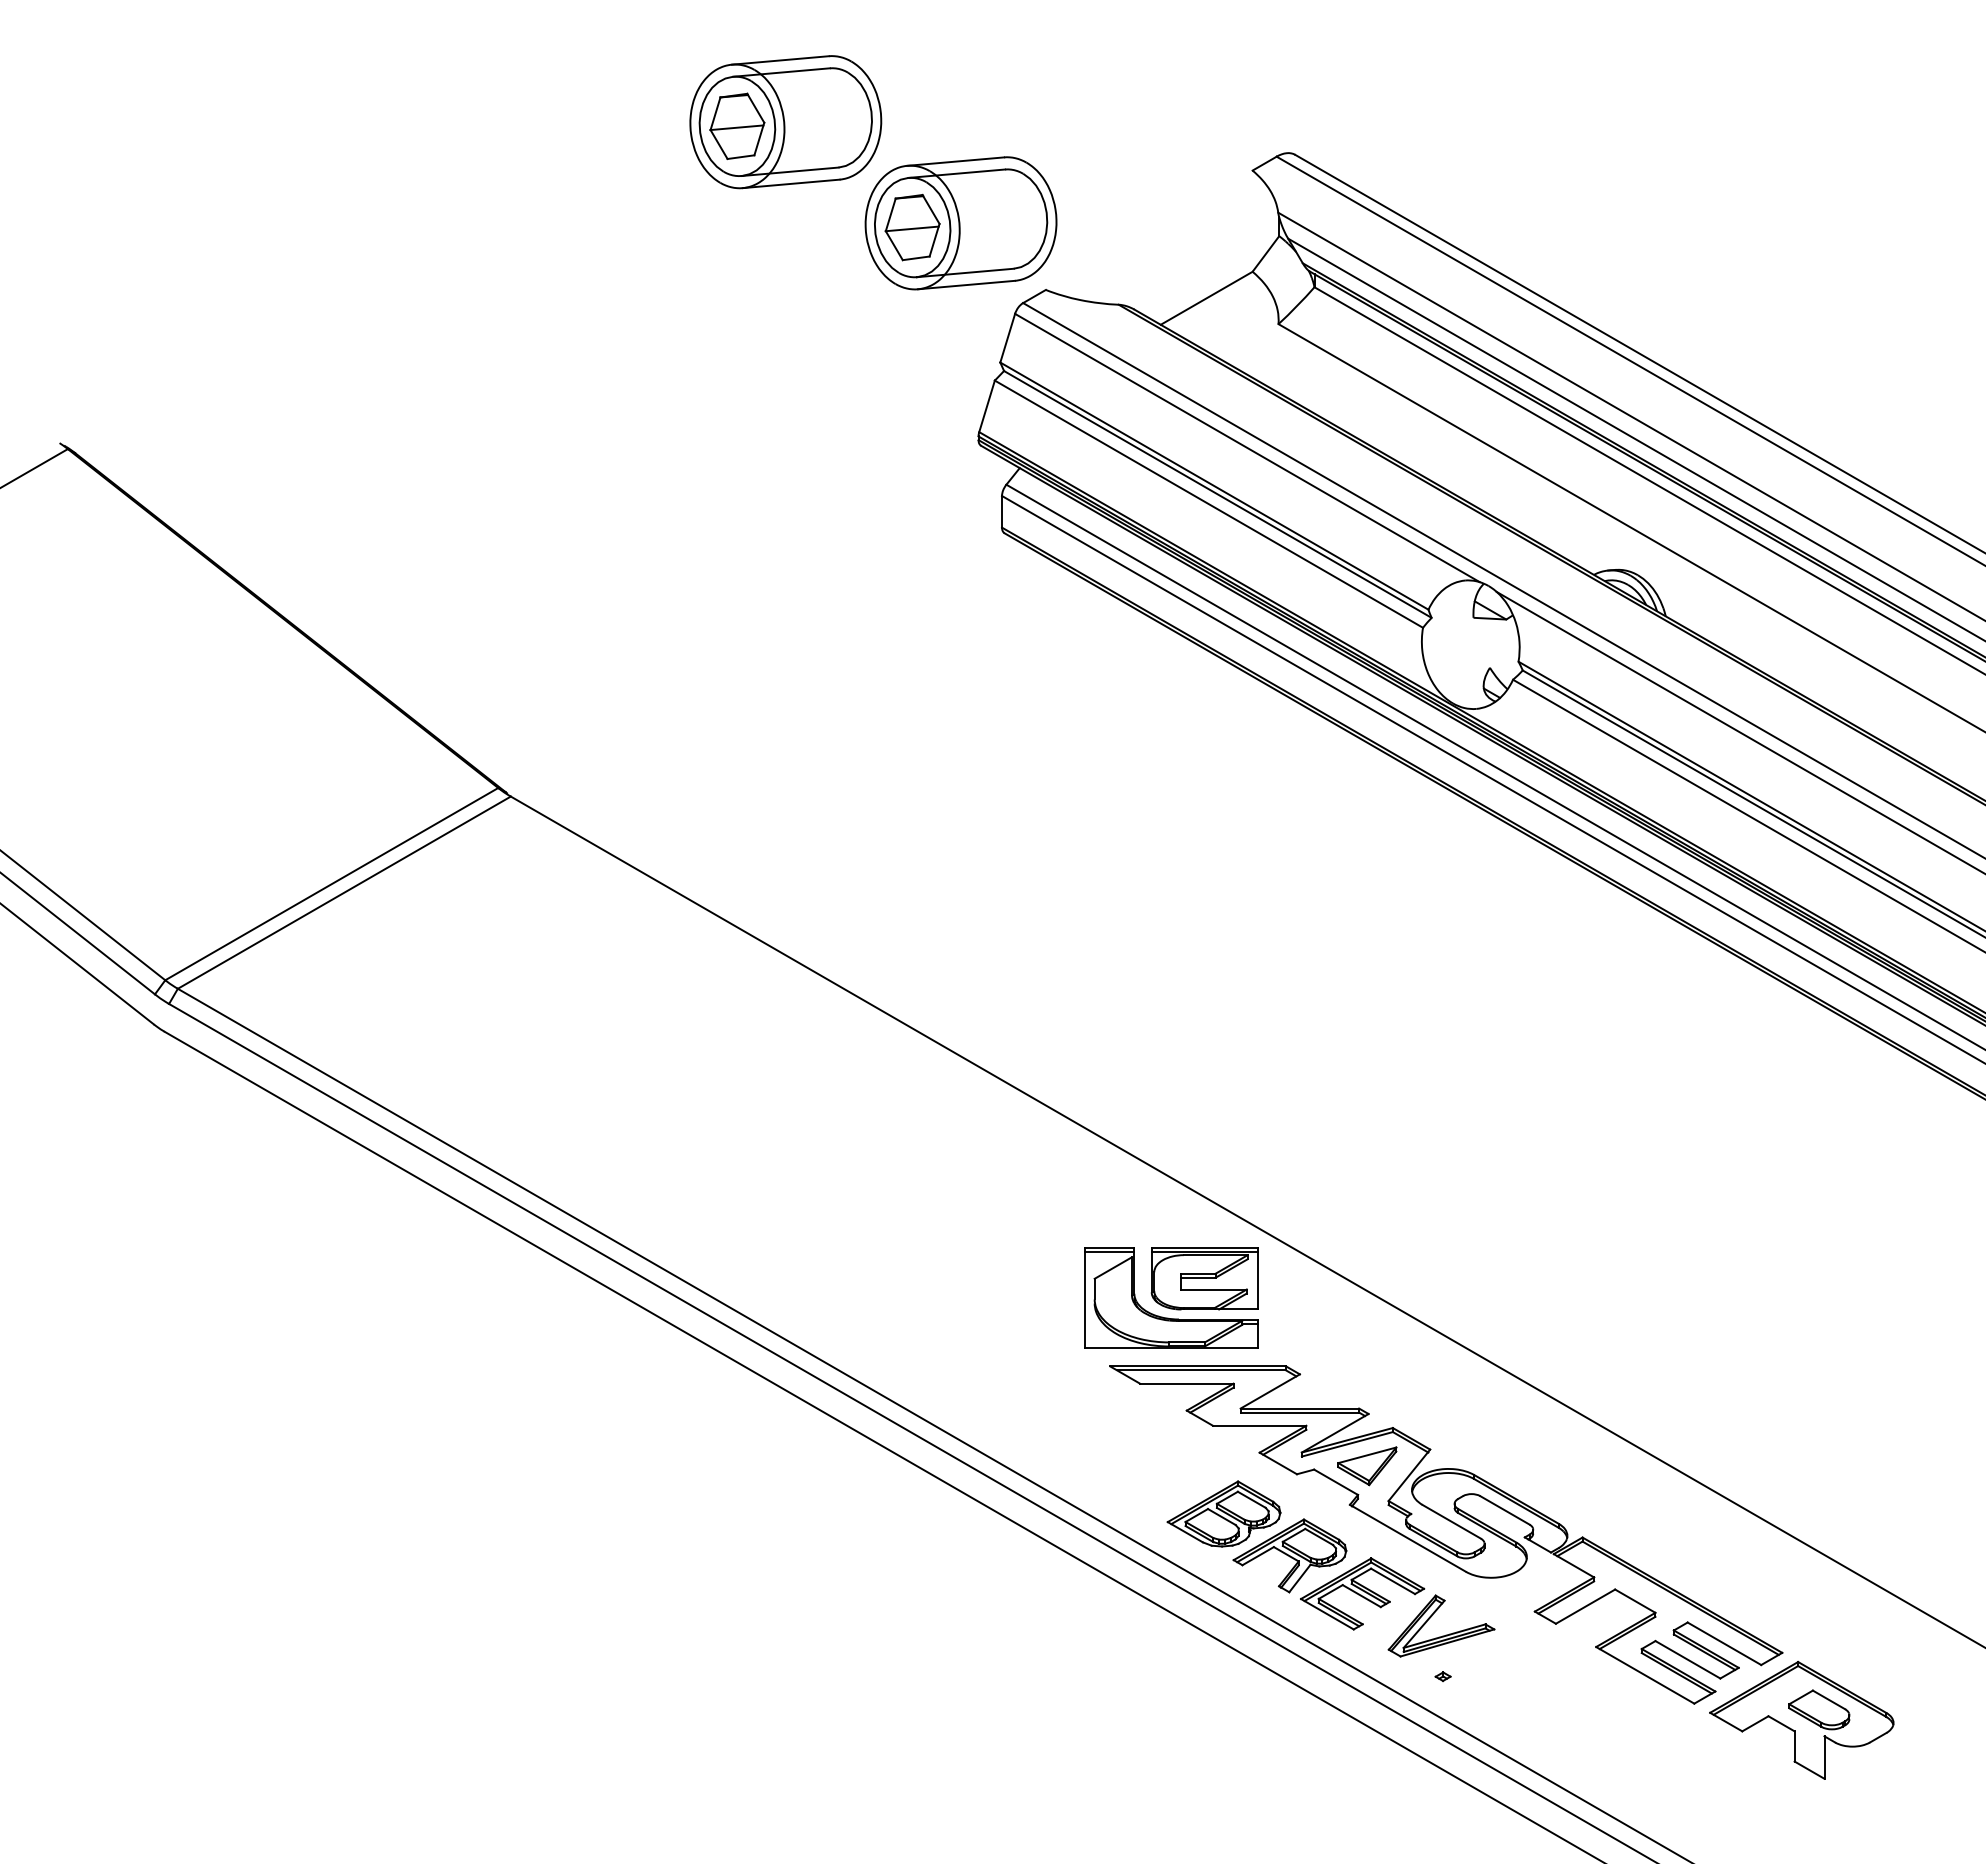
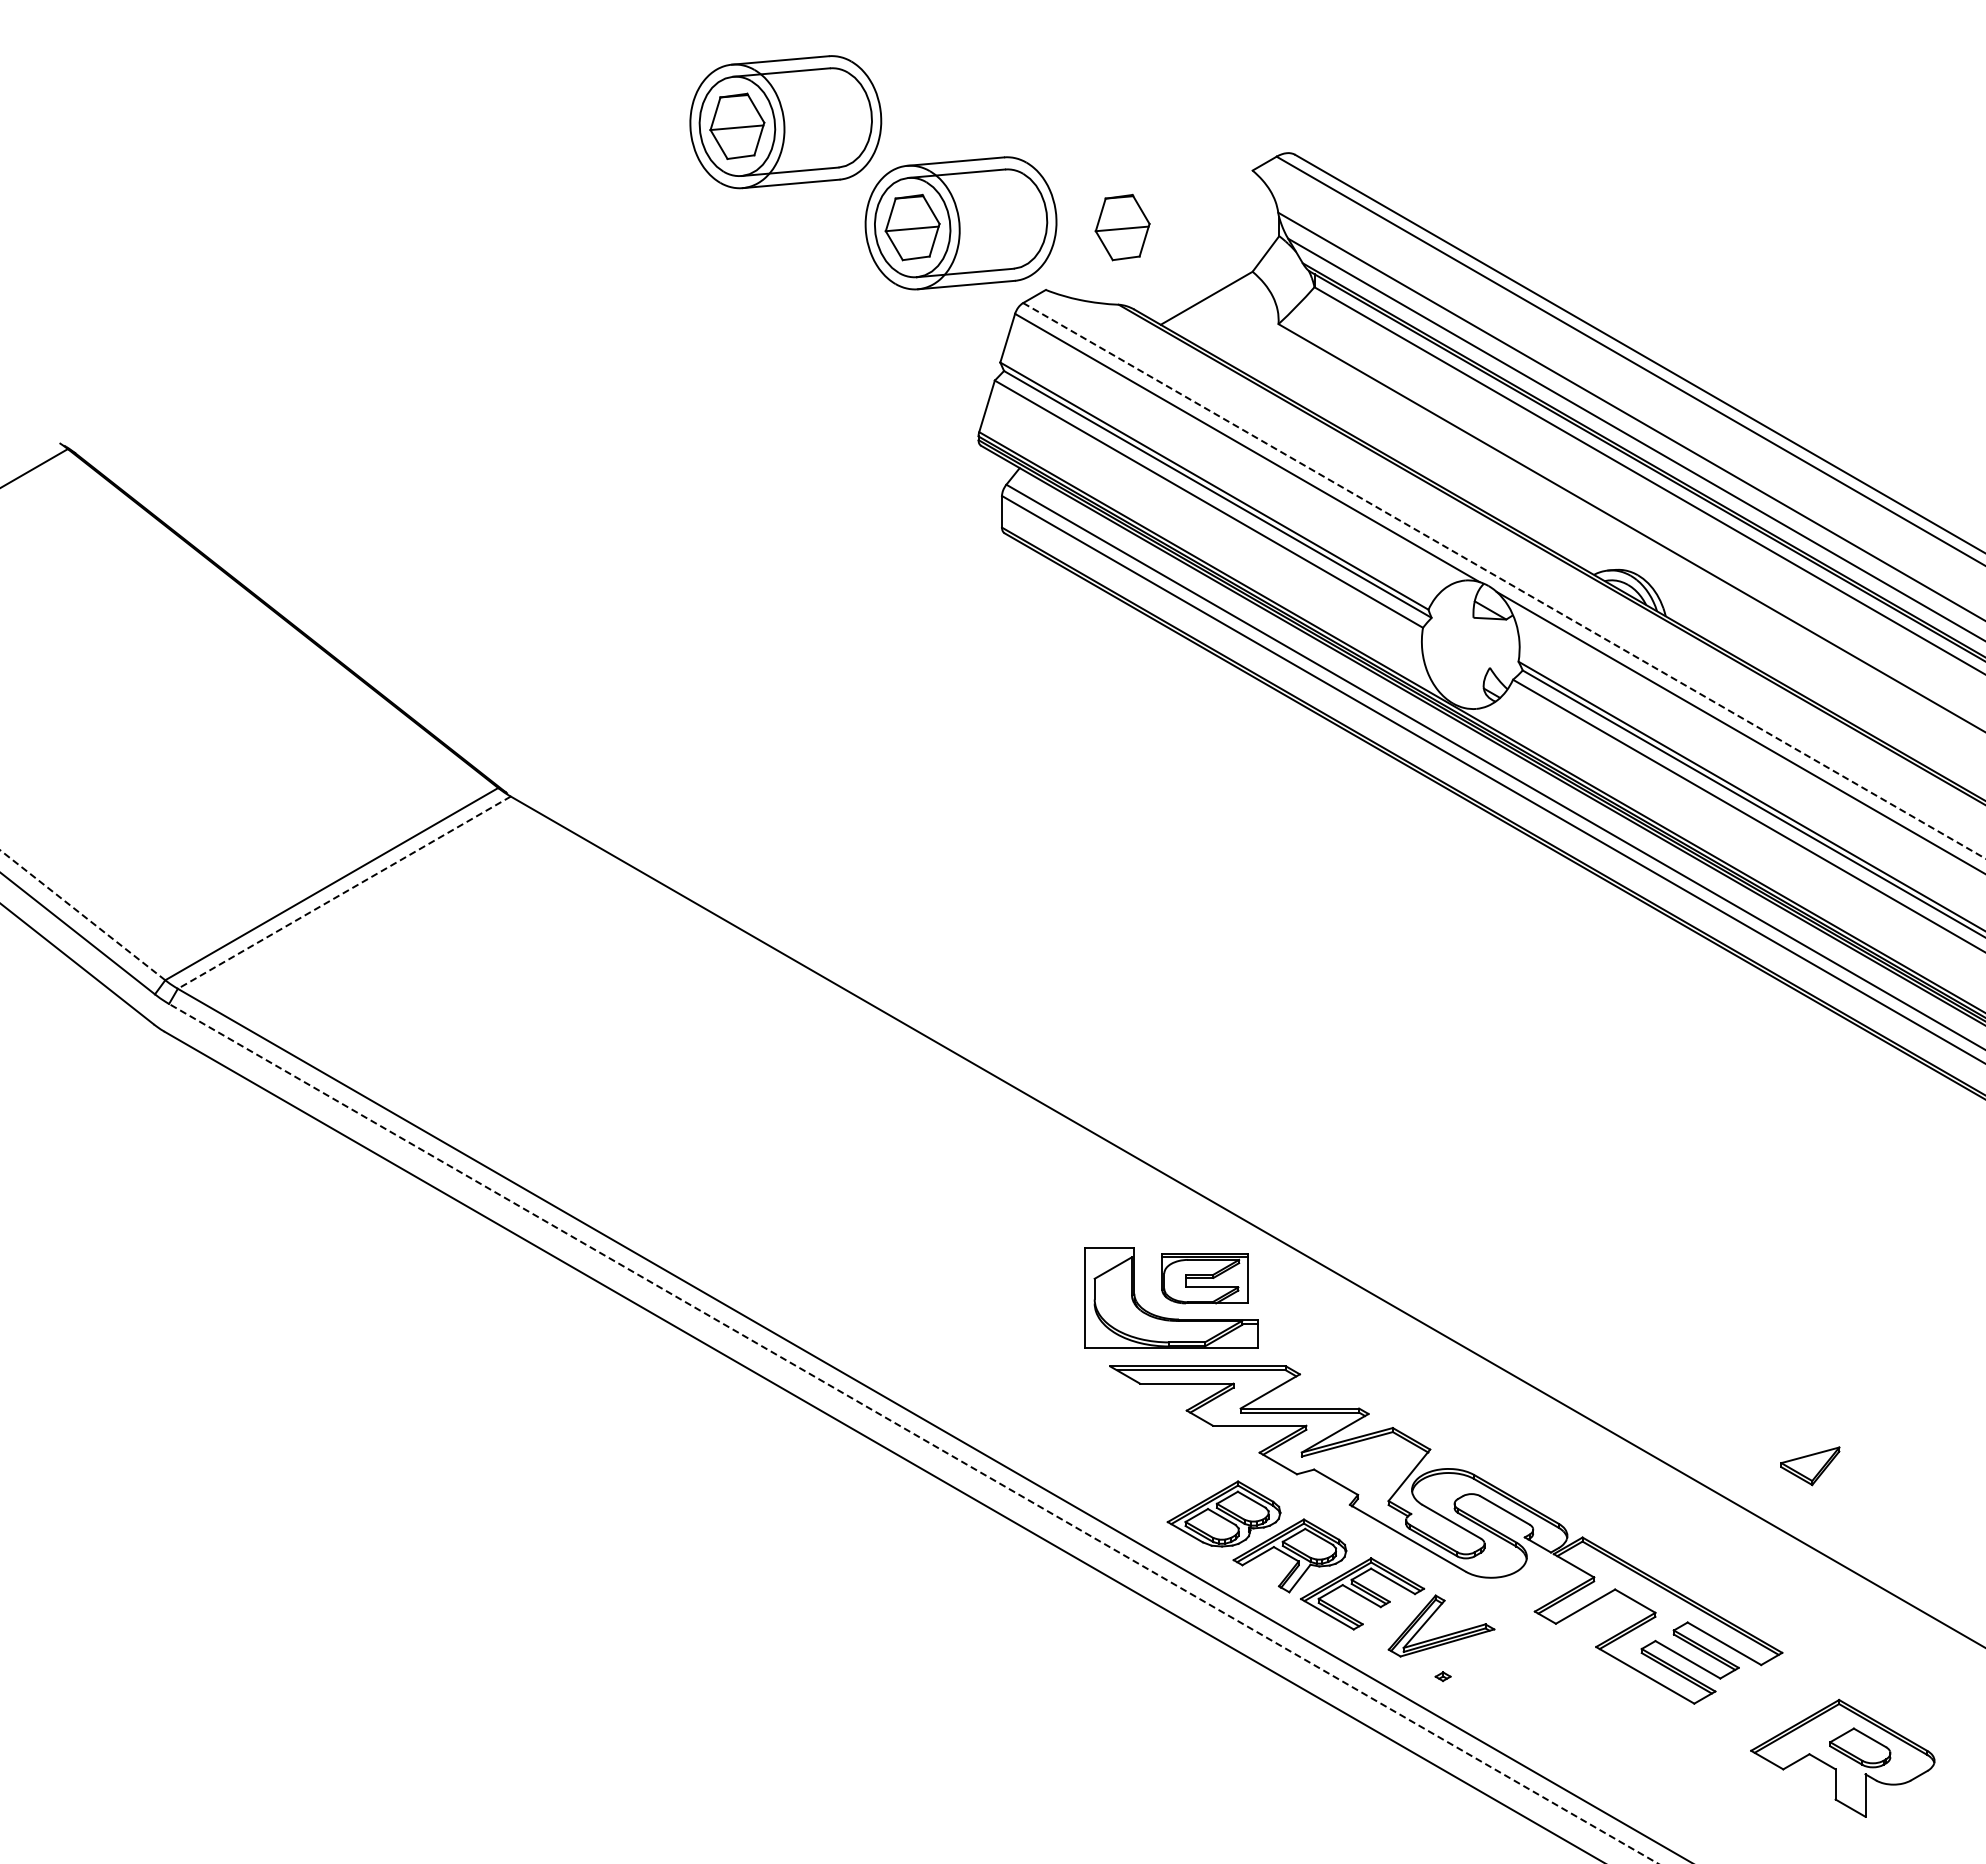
part: none -> present (1122, 227)
line: solid -> dashed (1504, 580)
line: solid -> dashed (343, 892)
line: solid -> dashed (82, 915)
line: present -> none (1109, 1252)
part size: 109x64 px -> 88x52 px (1204, 1278)
line: solid -> dashed (913, 1433)
part position: (1367, 1466) -> (1810, 1466) (1810, 1466)
part position: (1801, 1719) -> (1842, 1757) (1842, 1757)
